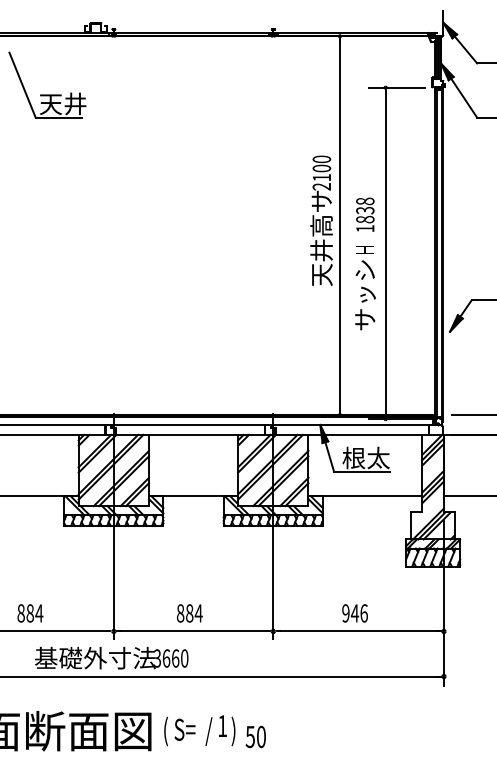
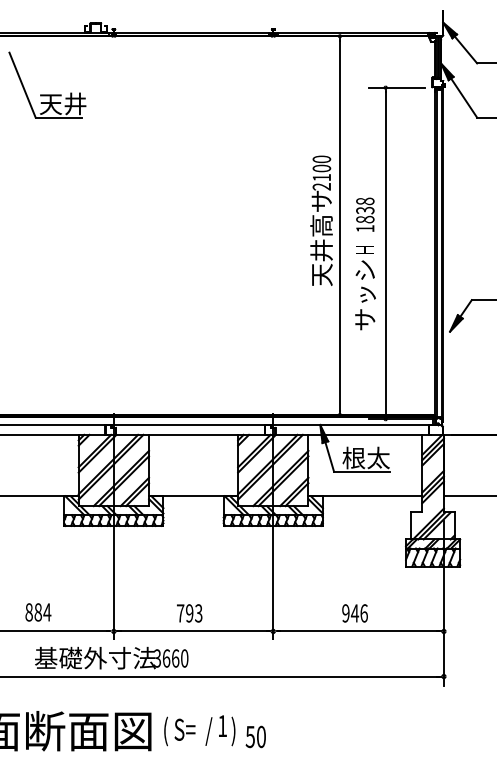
line: present -> none (472, 415)
text position: (30, 613) -> (38, 612) (38, 612)
text: 884 -> 793 (189, 613)
